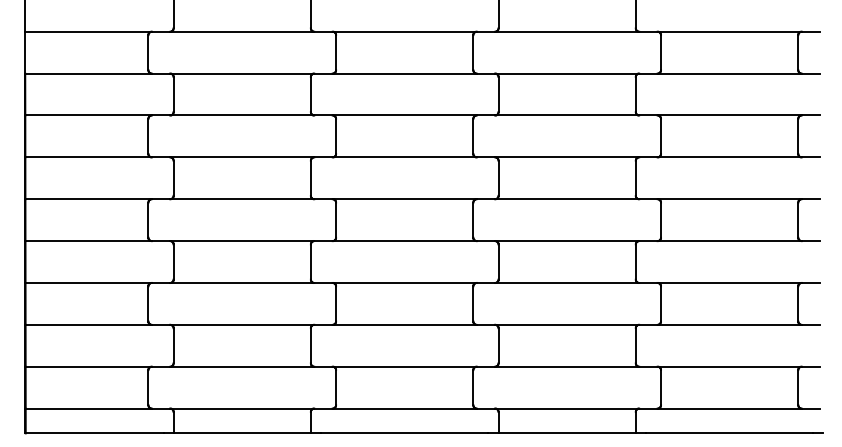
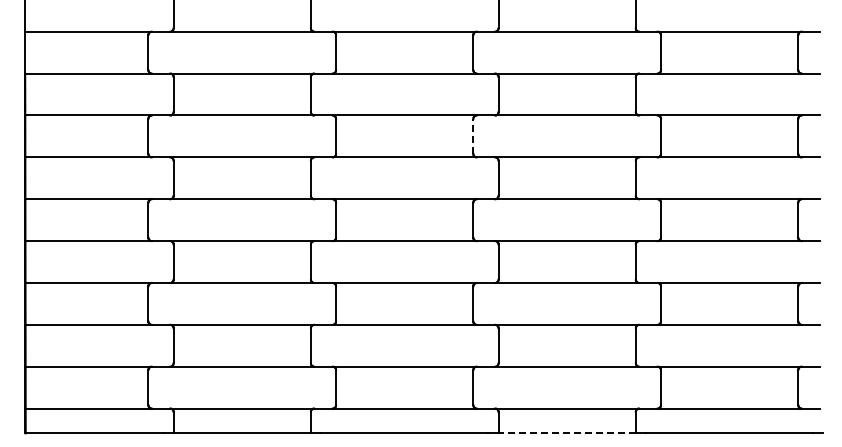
line: solid -> dashed (473, 136)
line: solid -> dashed (567, 433)
